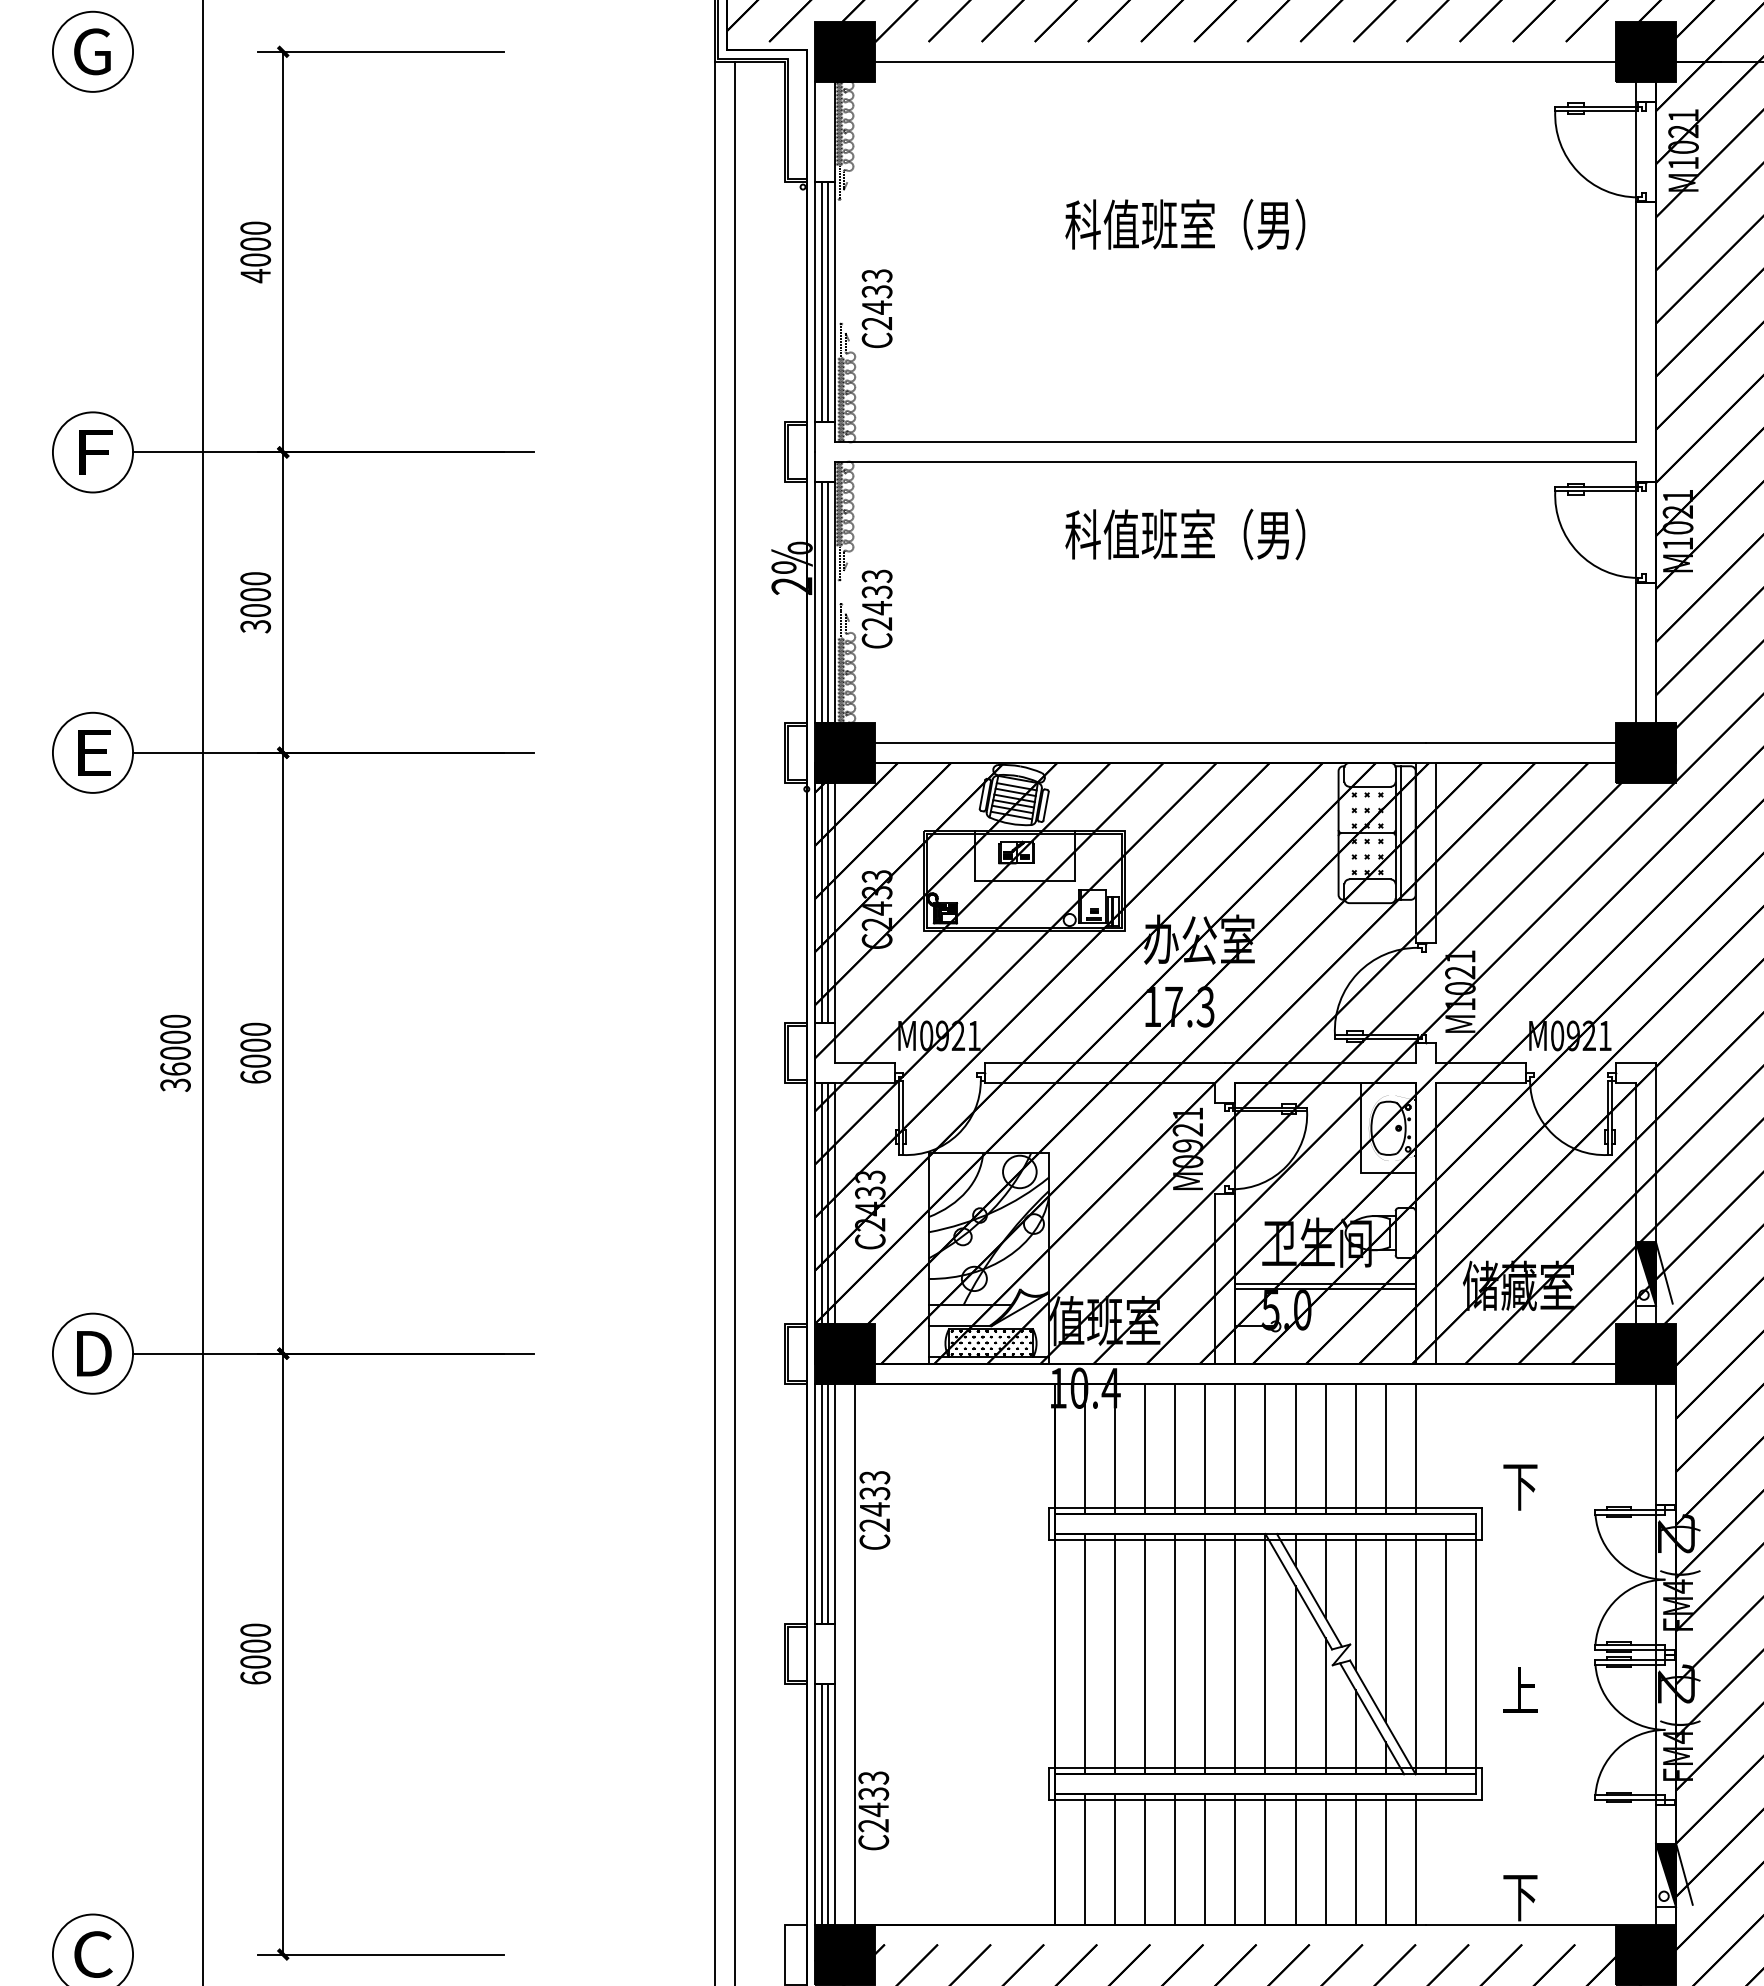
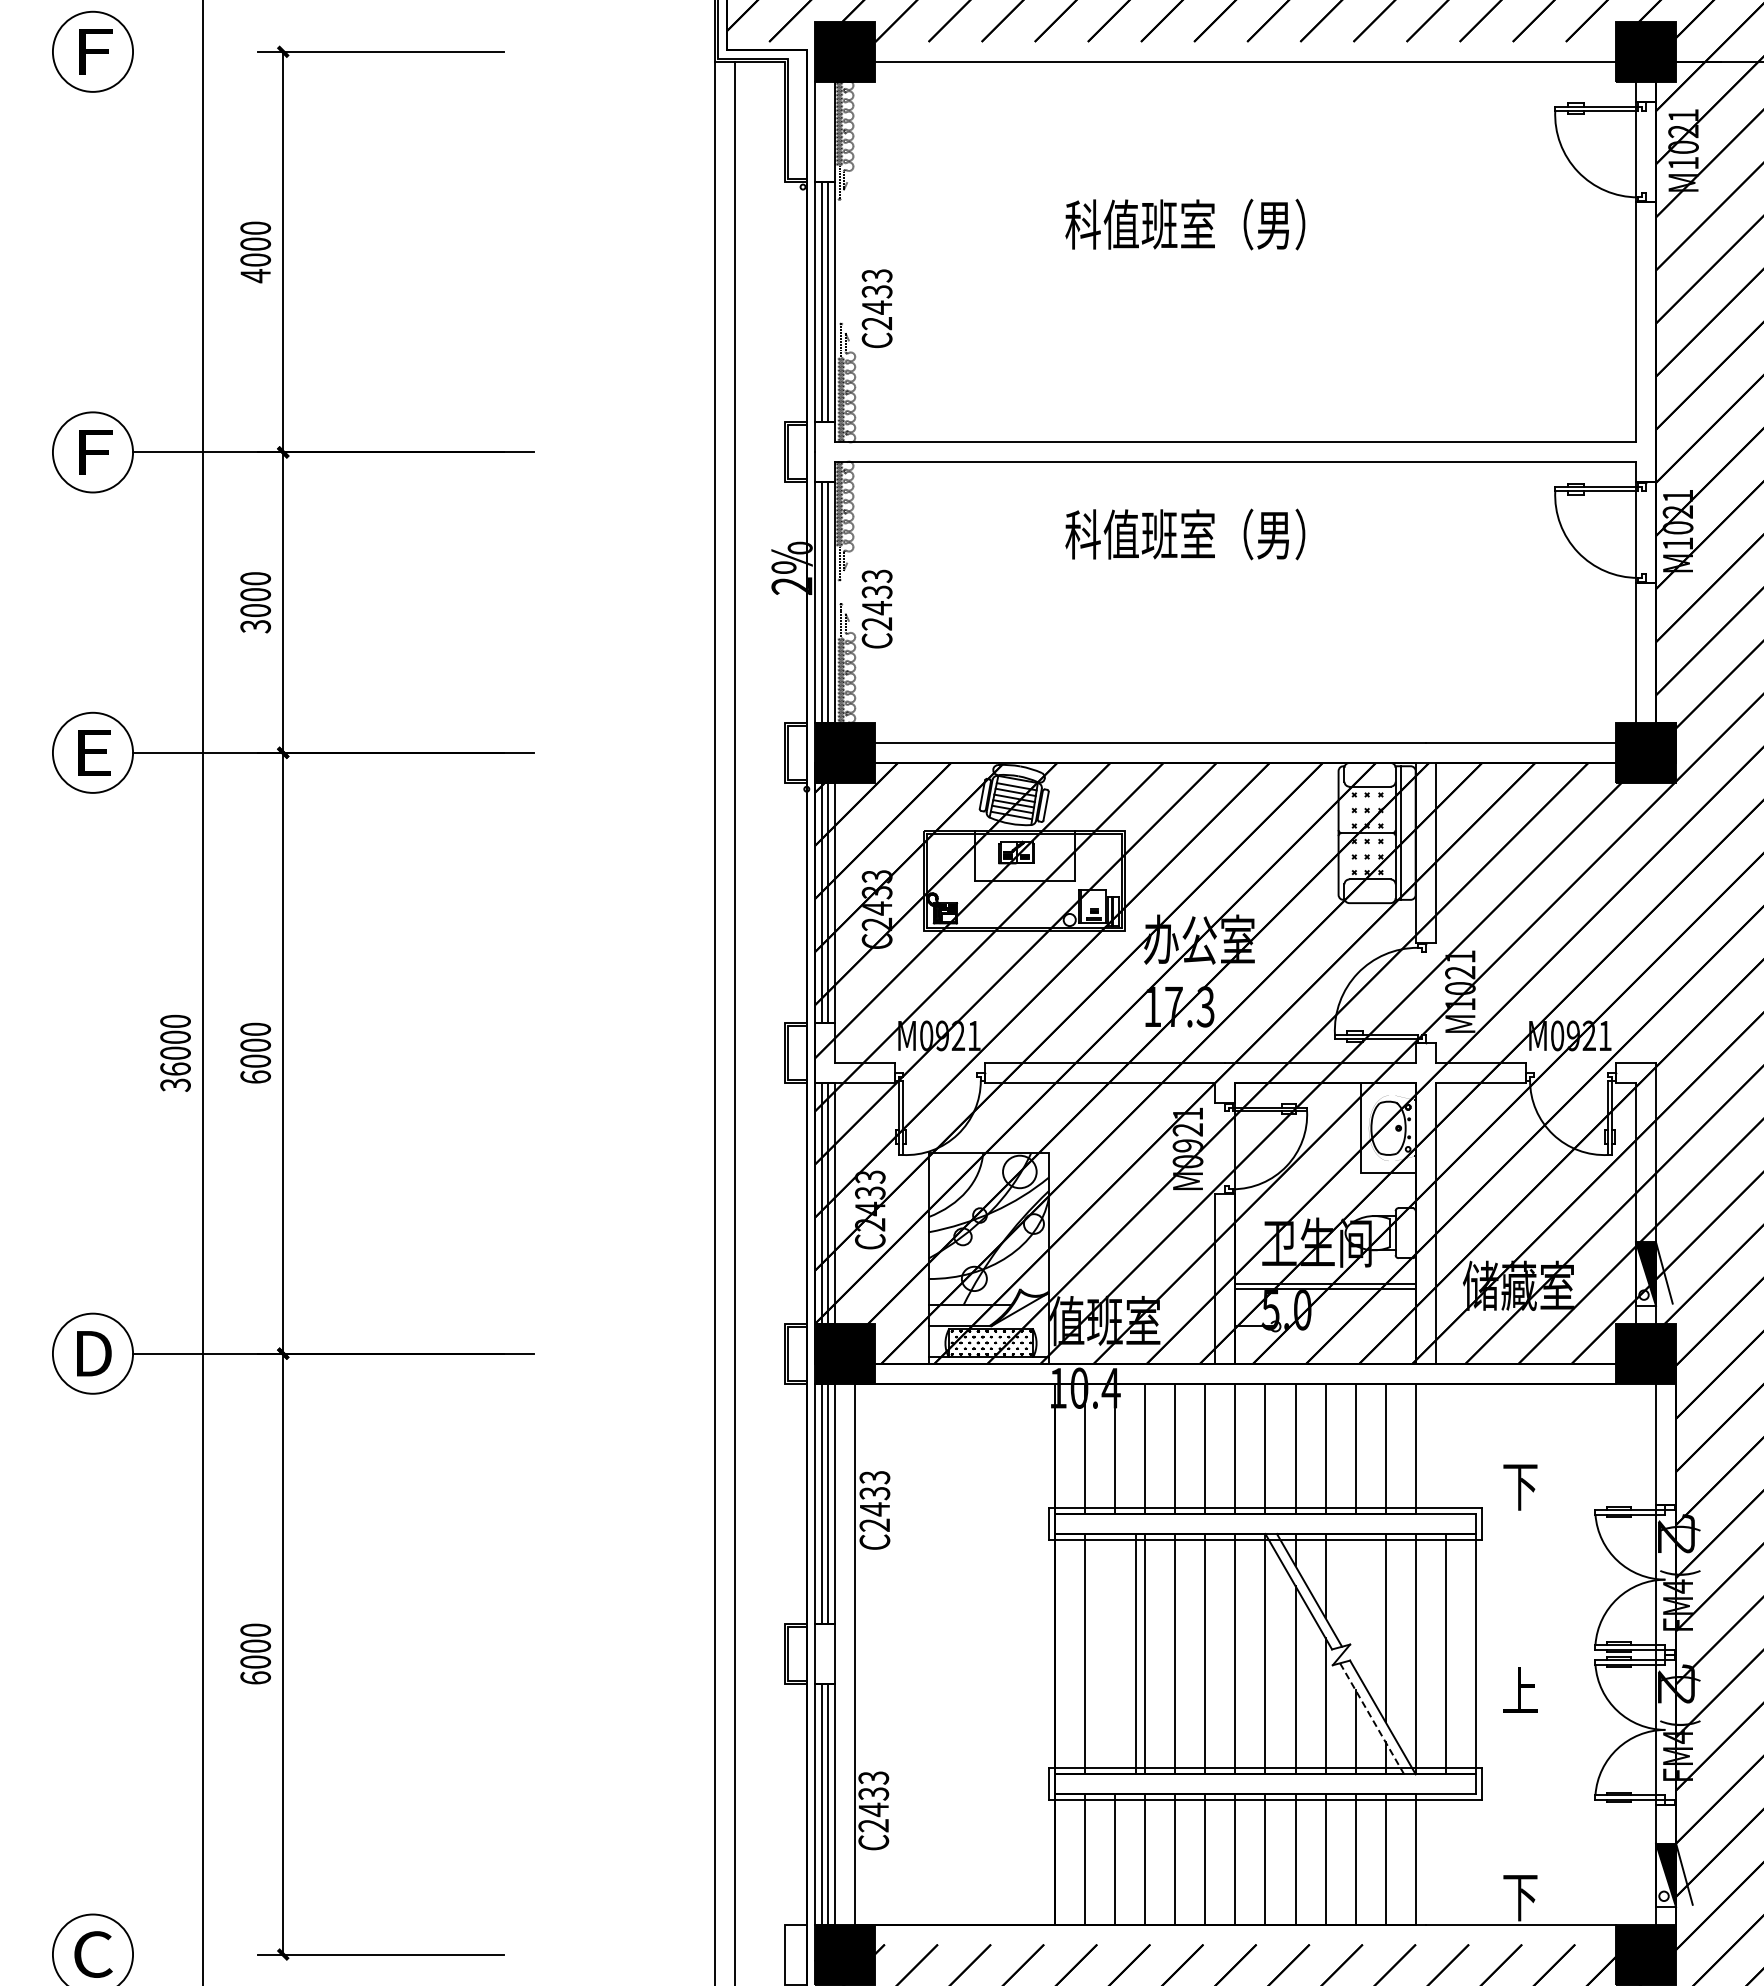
text: G -> F (93, 51)
line: present -> none (1355, 1601)
line position: (1115, 1653) -> (1136, 1653) (1136, 1653)
line: solid -> dashed (1371, 1718)
